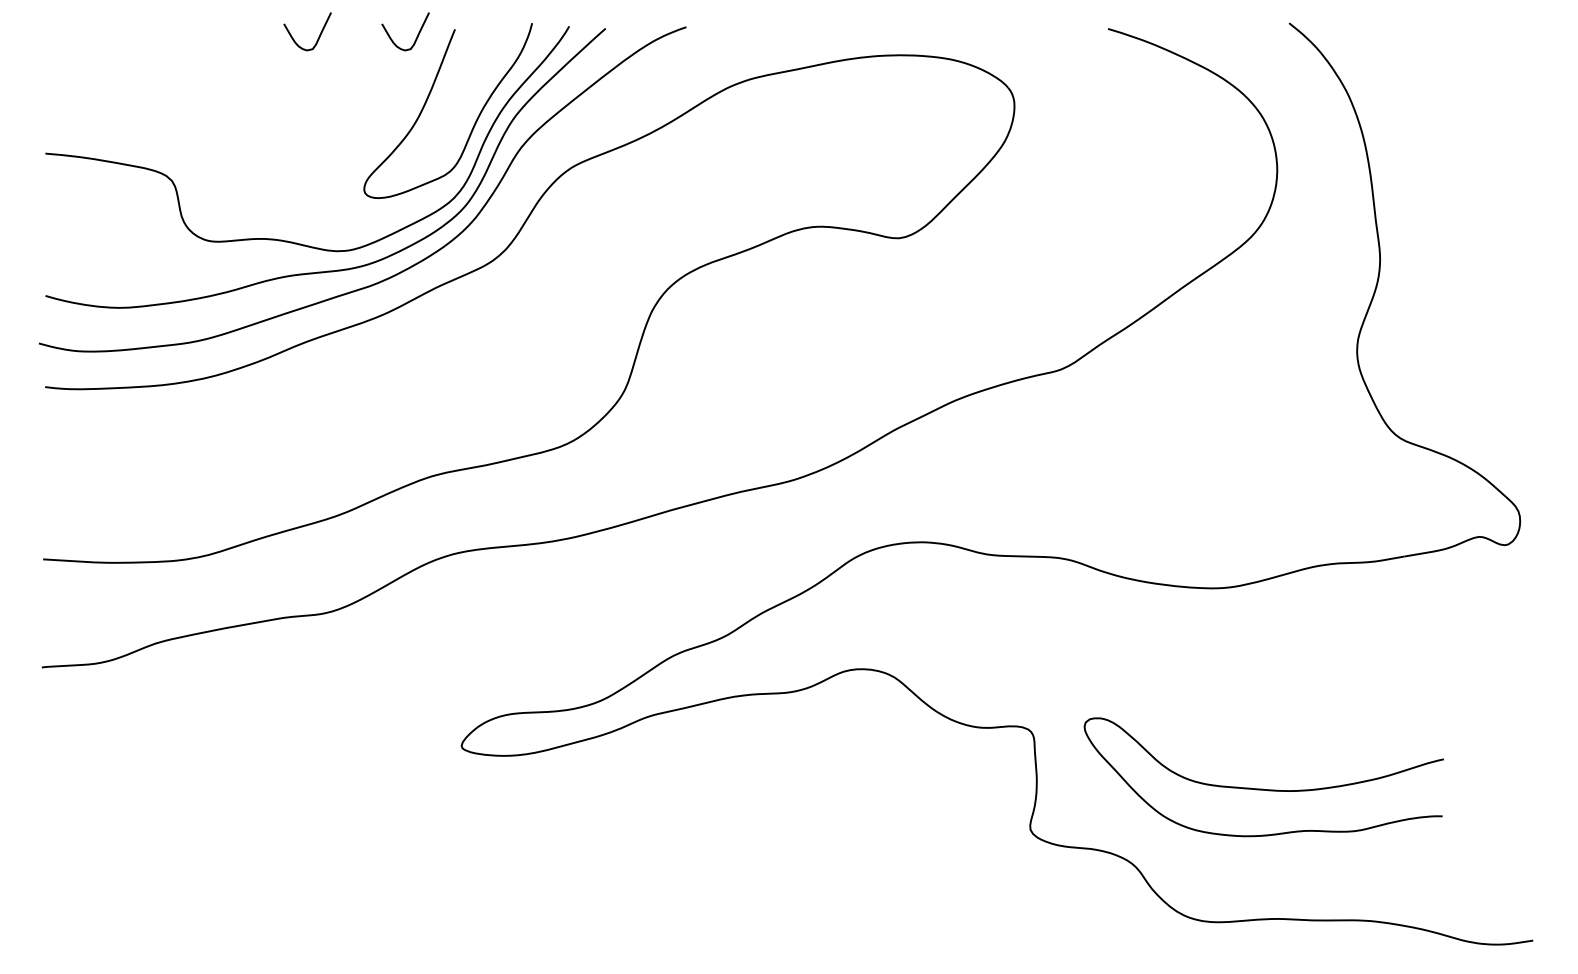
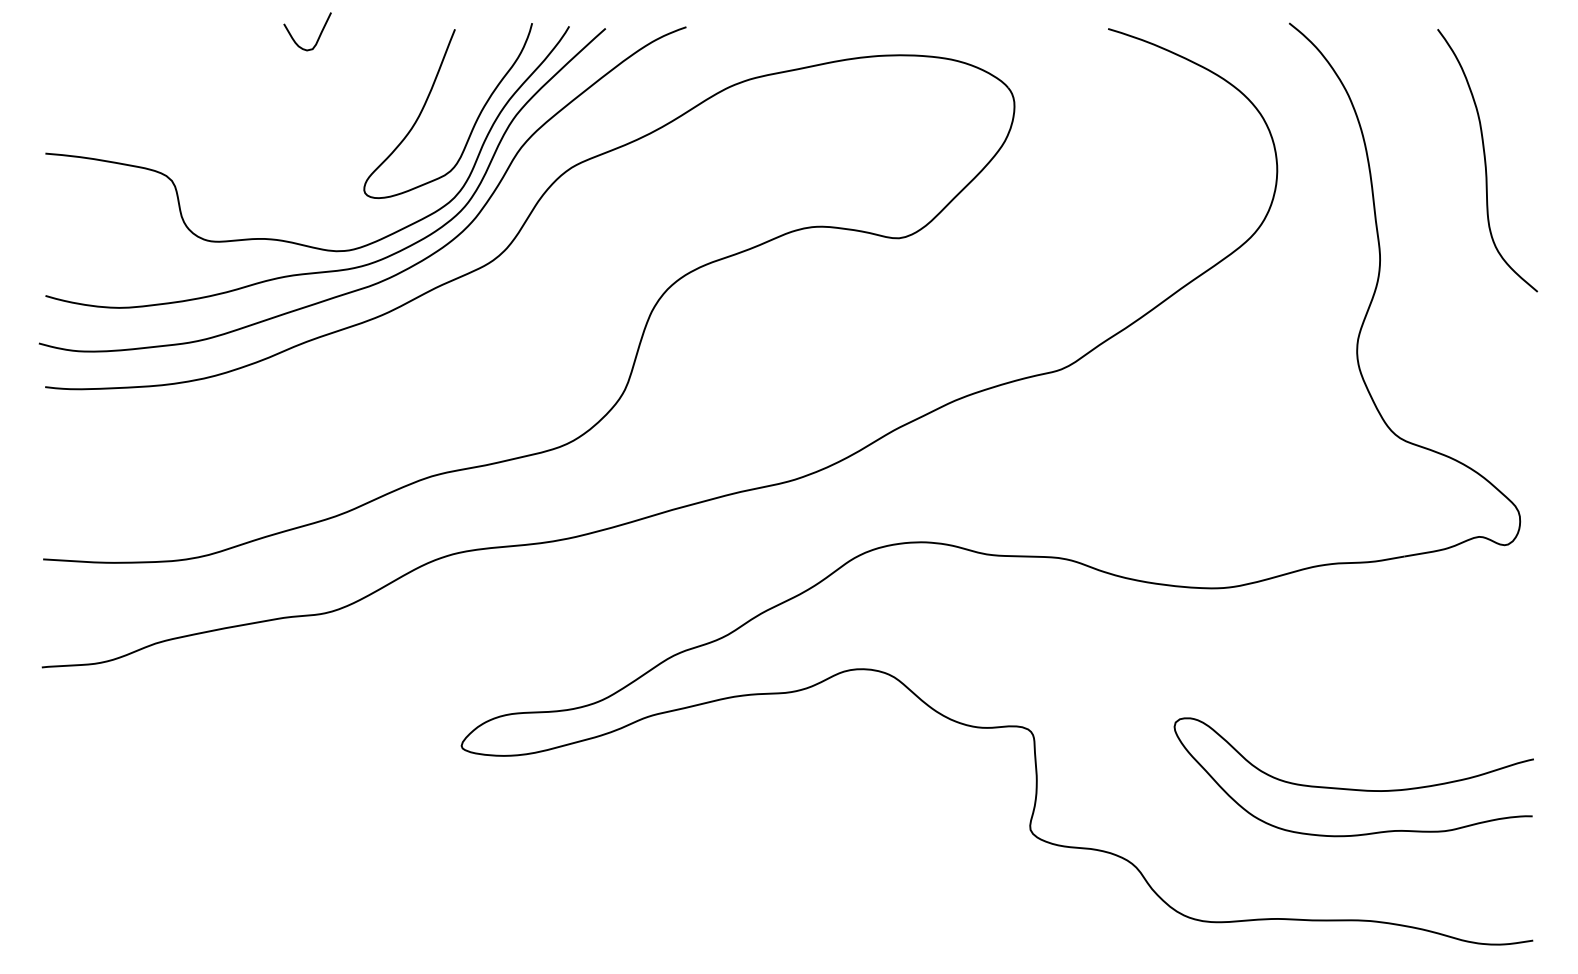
curve: present -> none (416, 36)
curve: none -> present (1486, 161)
curve position: (1263, 788) -> (1353, 788) (1353, 788)
